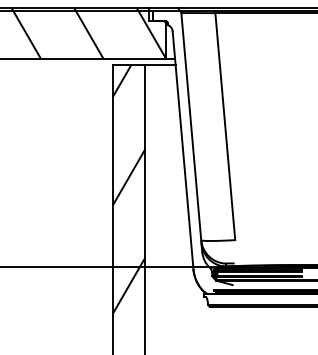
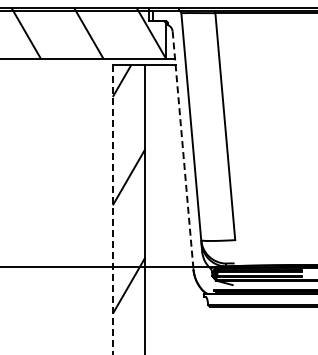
line: solid -> dashed (183, 150)
line: solid -> dashed (112, 209)
